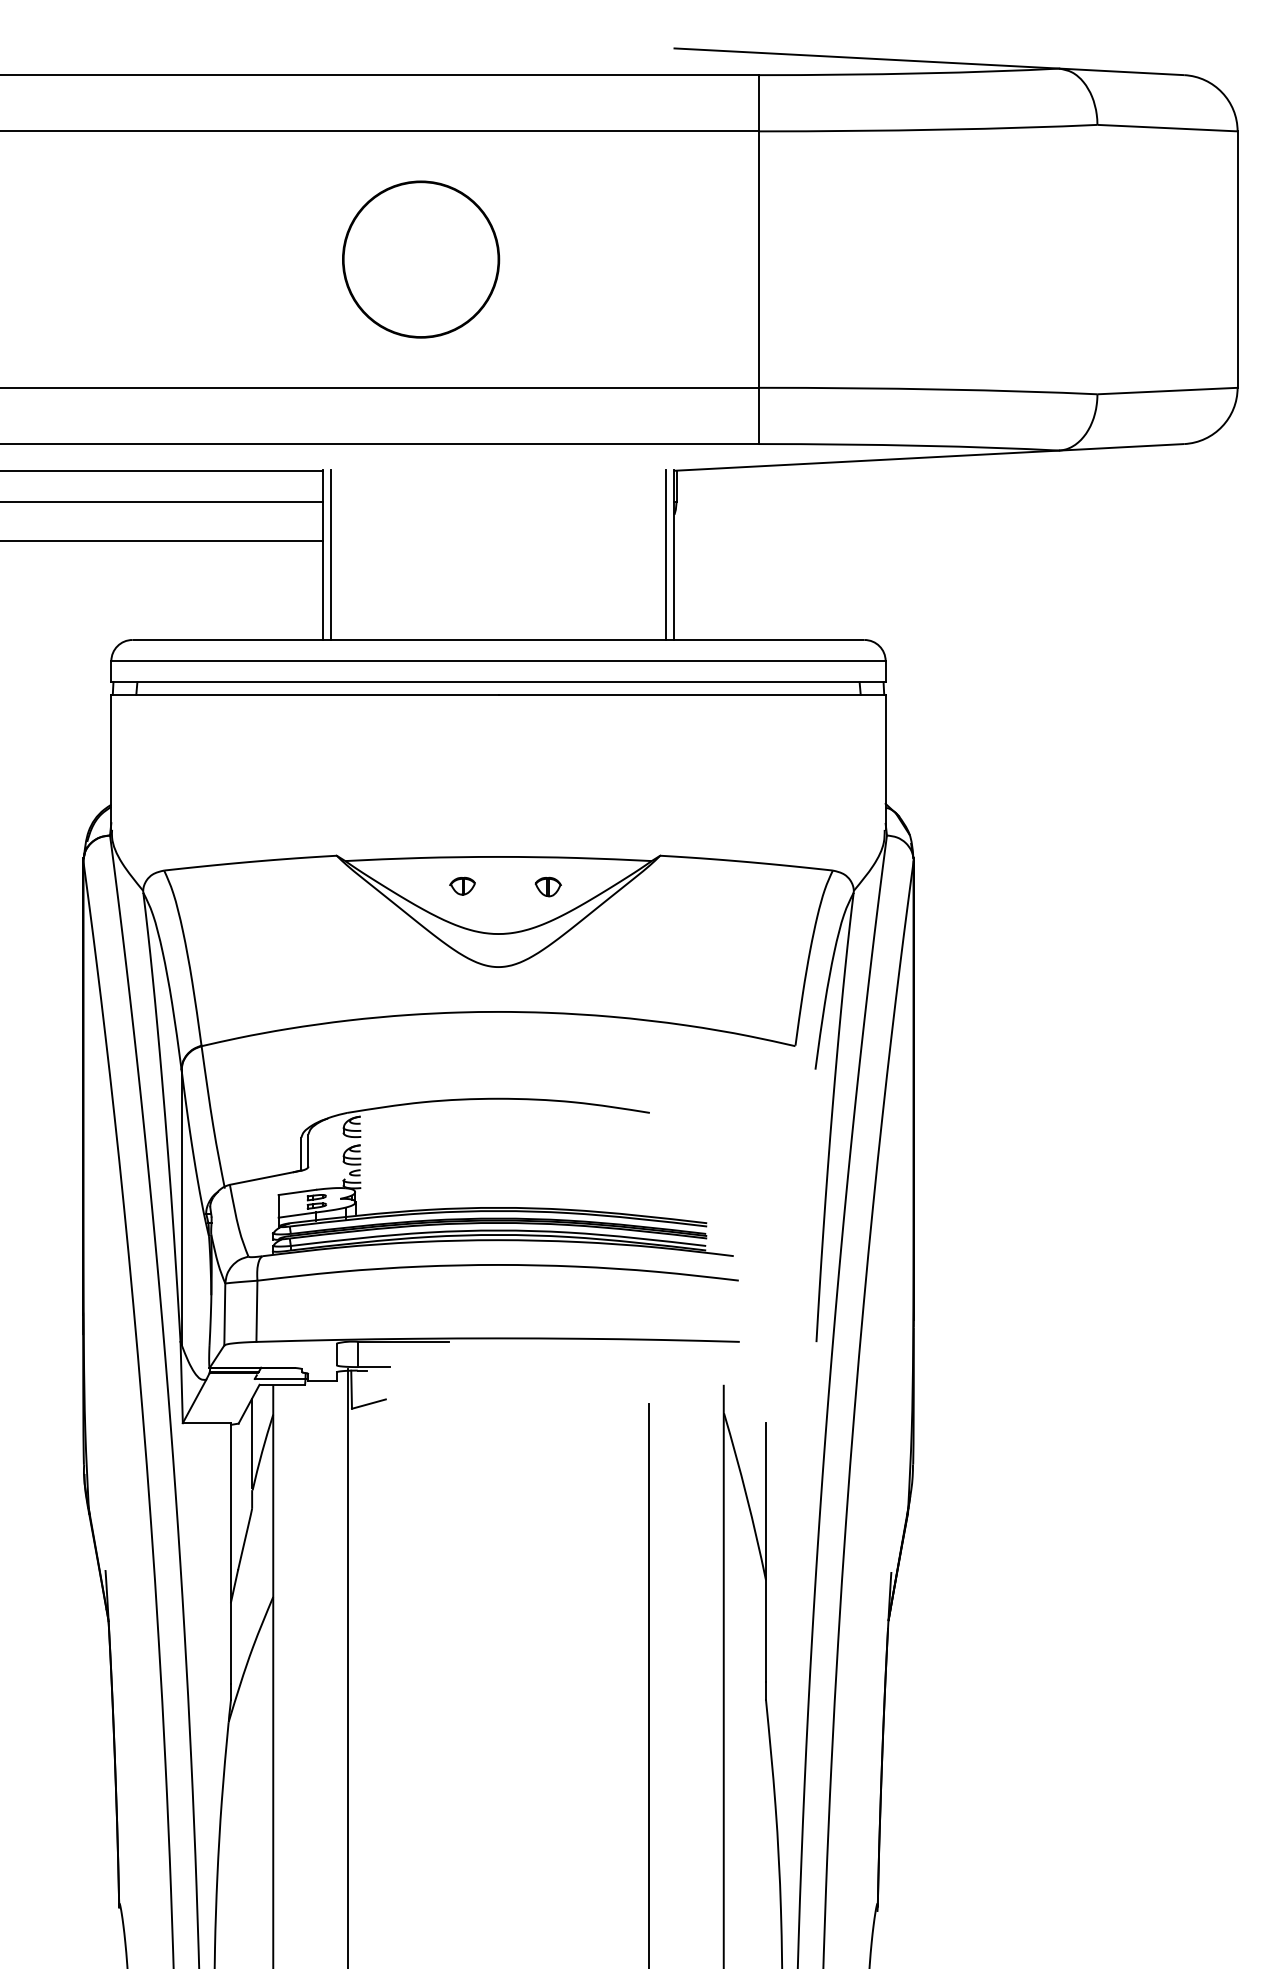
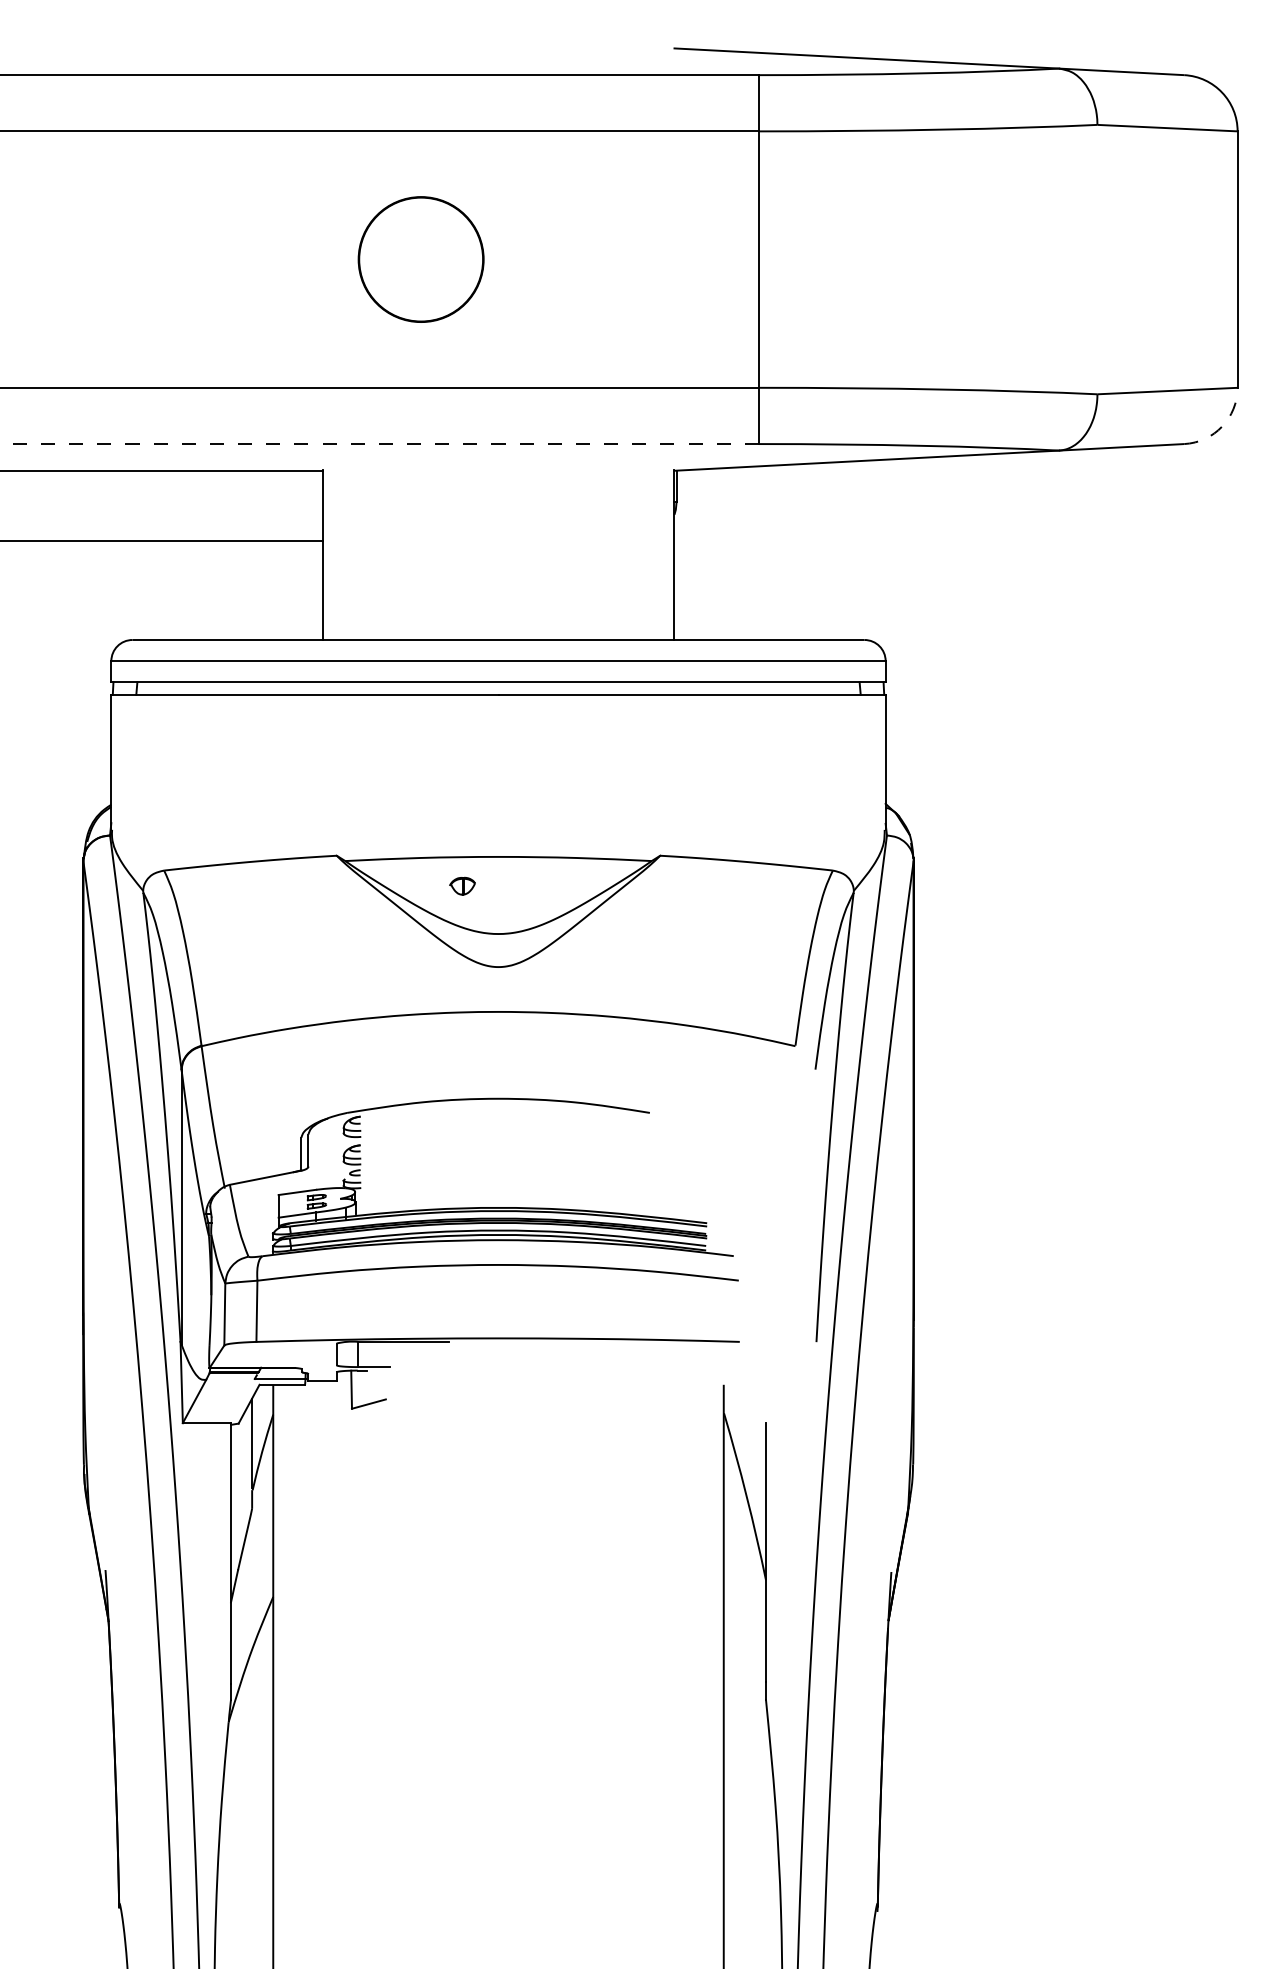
circle size: 159x159 px -> 128x127 px (420, 259)
arc: solid -> dashed (1222, 426)
line: solid -> dashed (379, 444)
line: present -> none (162, 502)
line: present -> none (330, 554)
line: present -> none (666, 554)
part: present -> none (547, 886)
line: present -> none (348, 1667)
line: present -> none (648, 1684)
